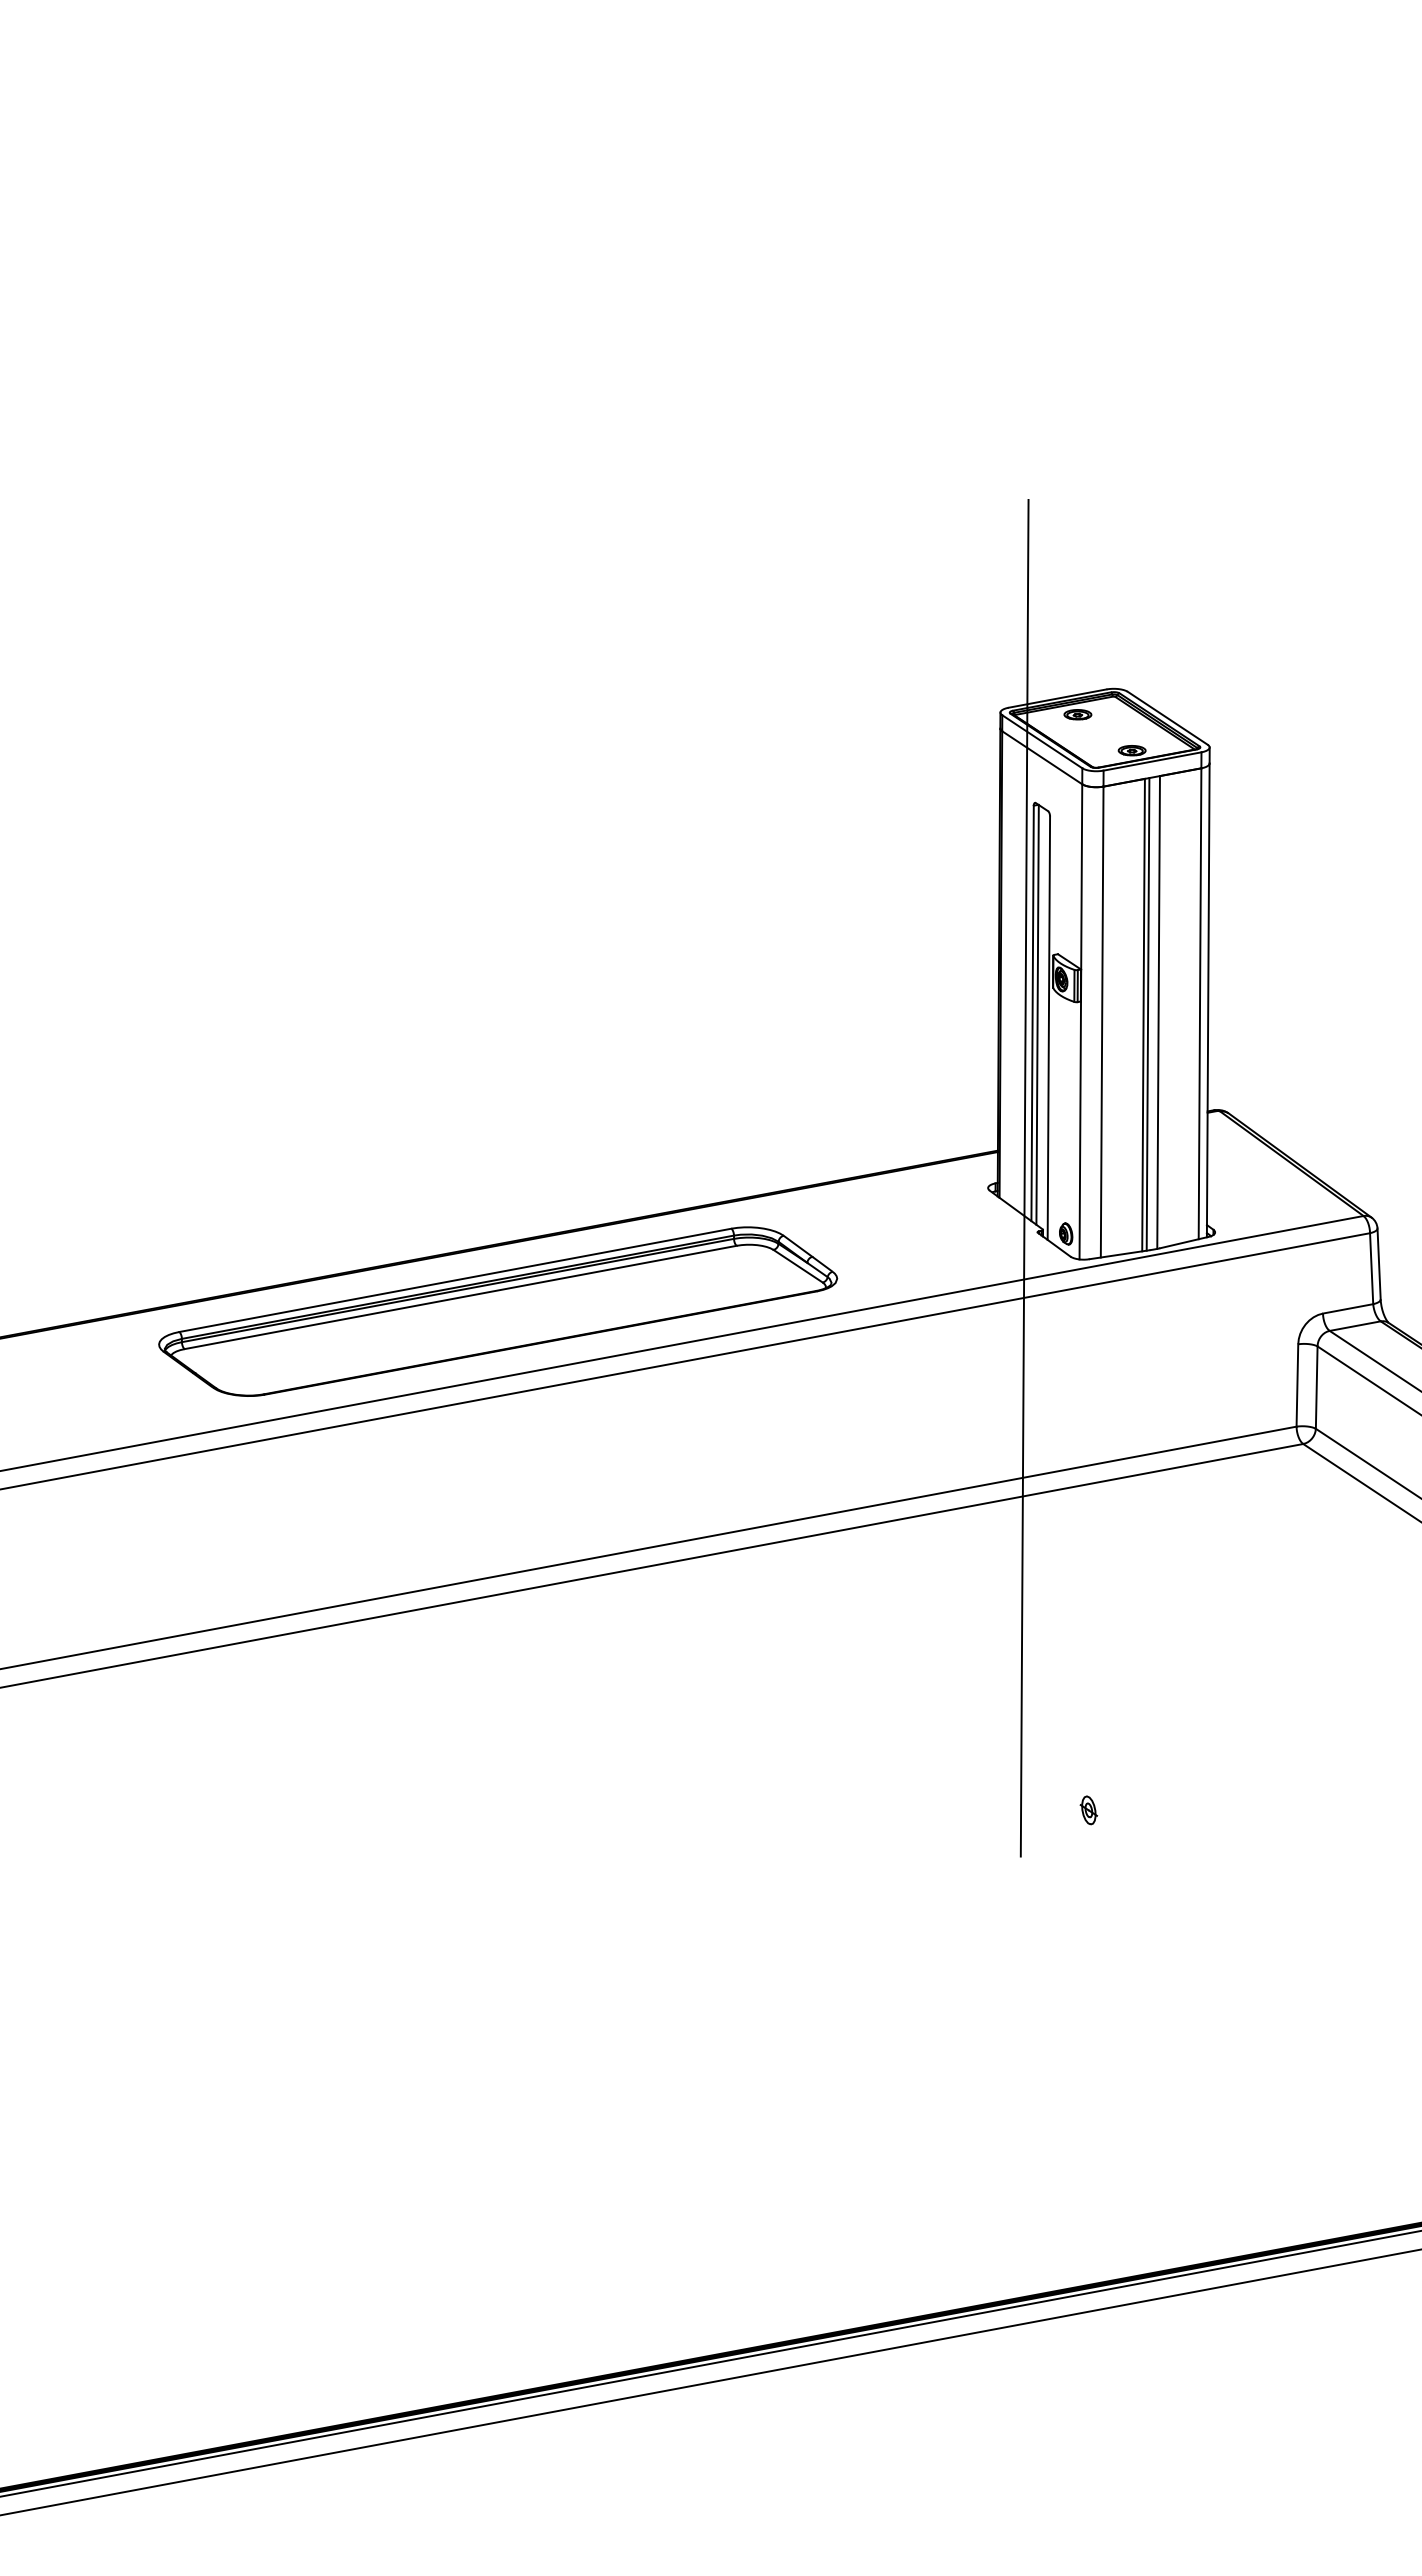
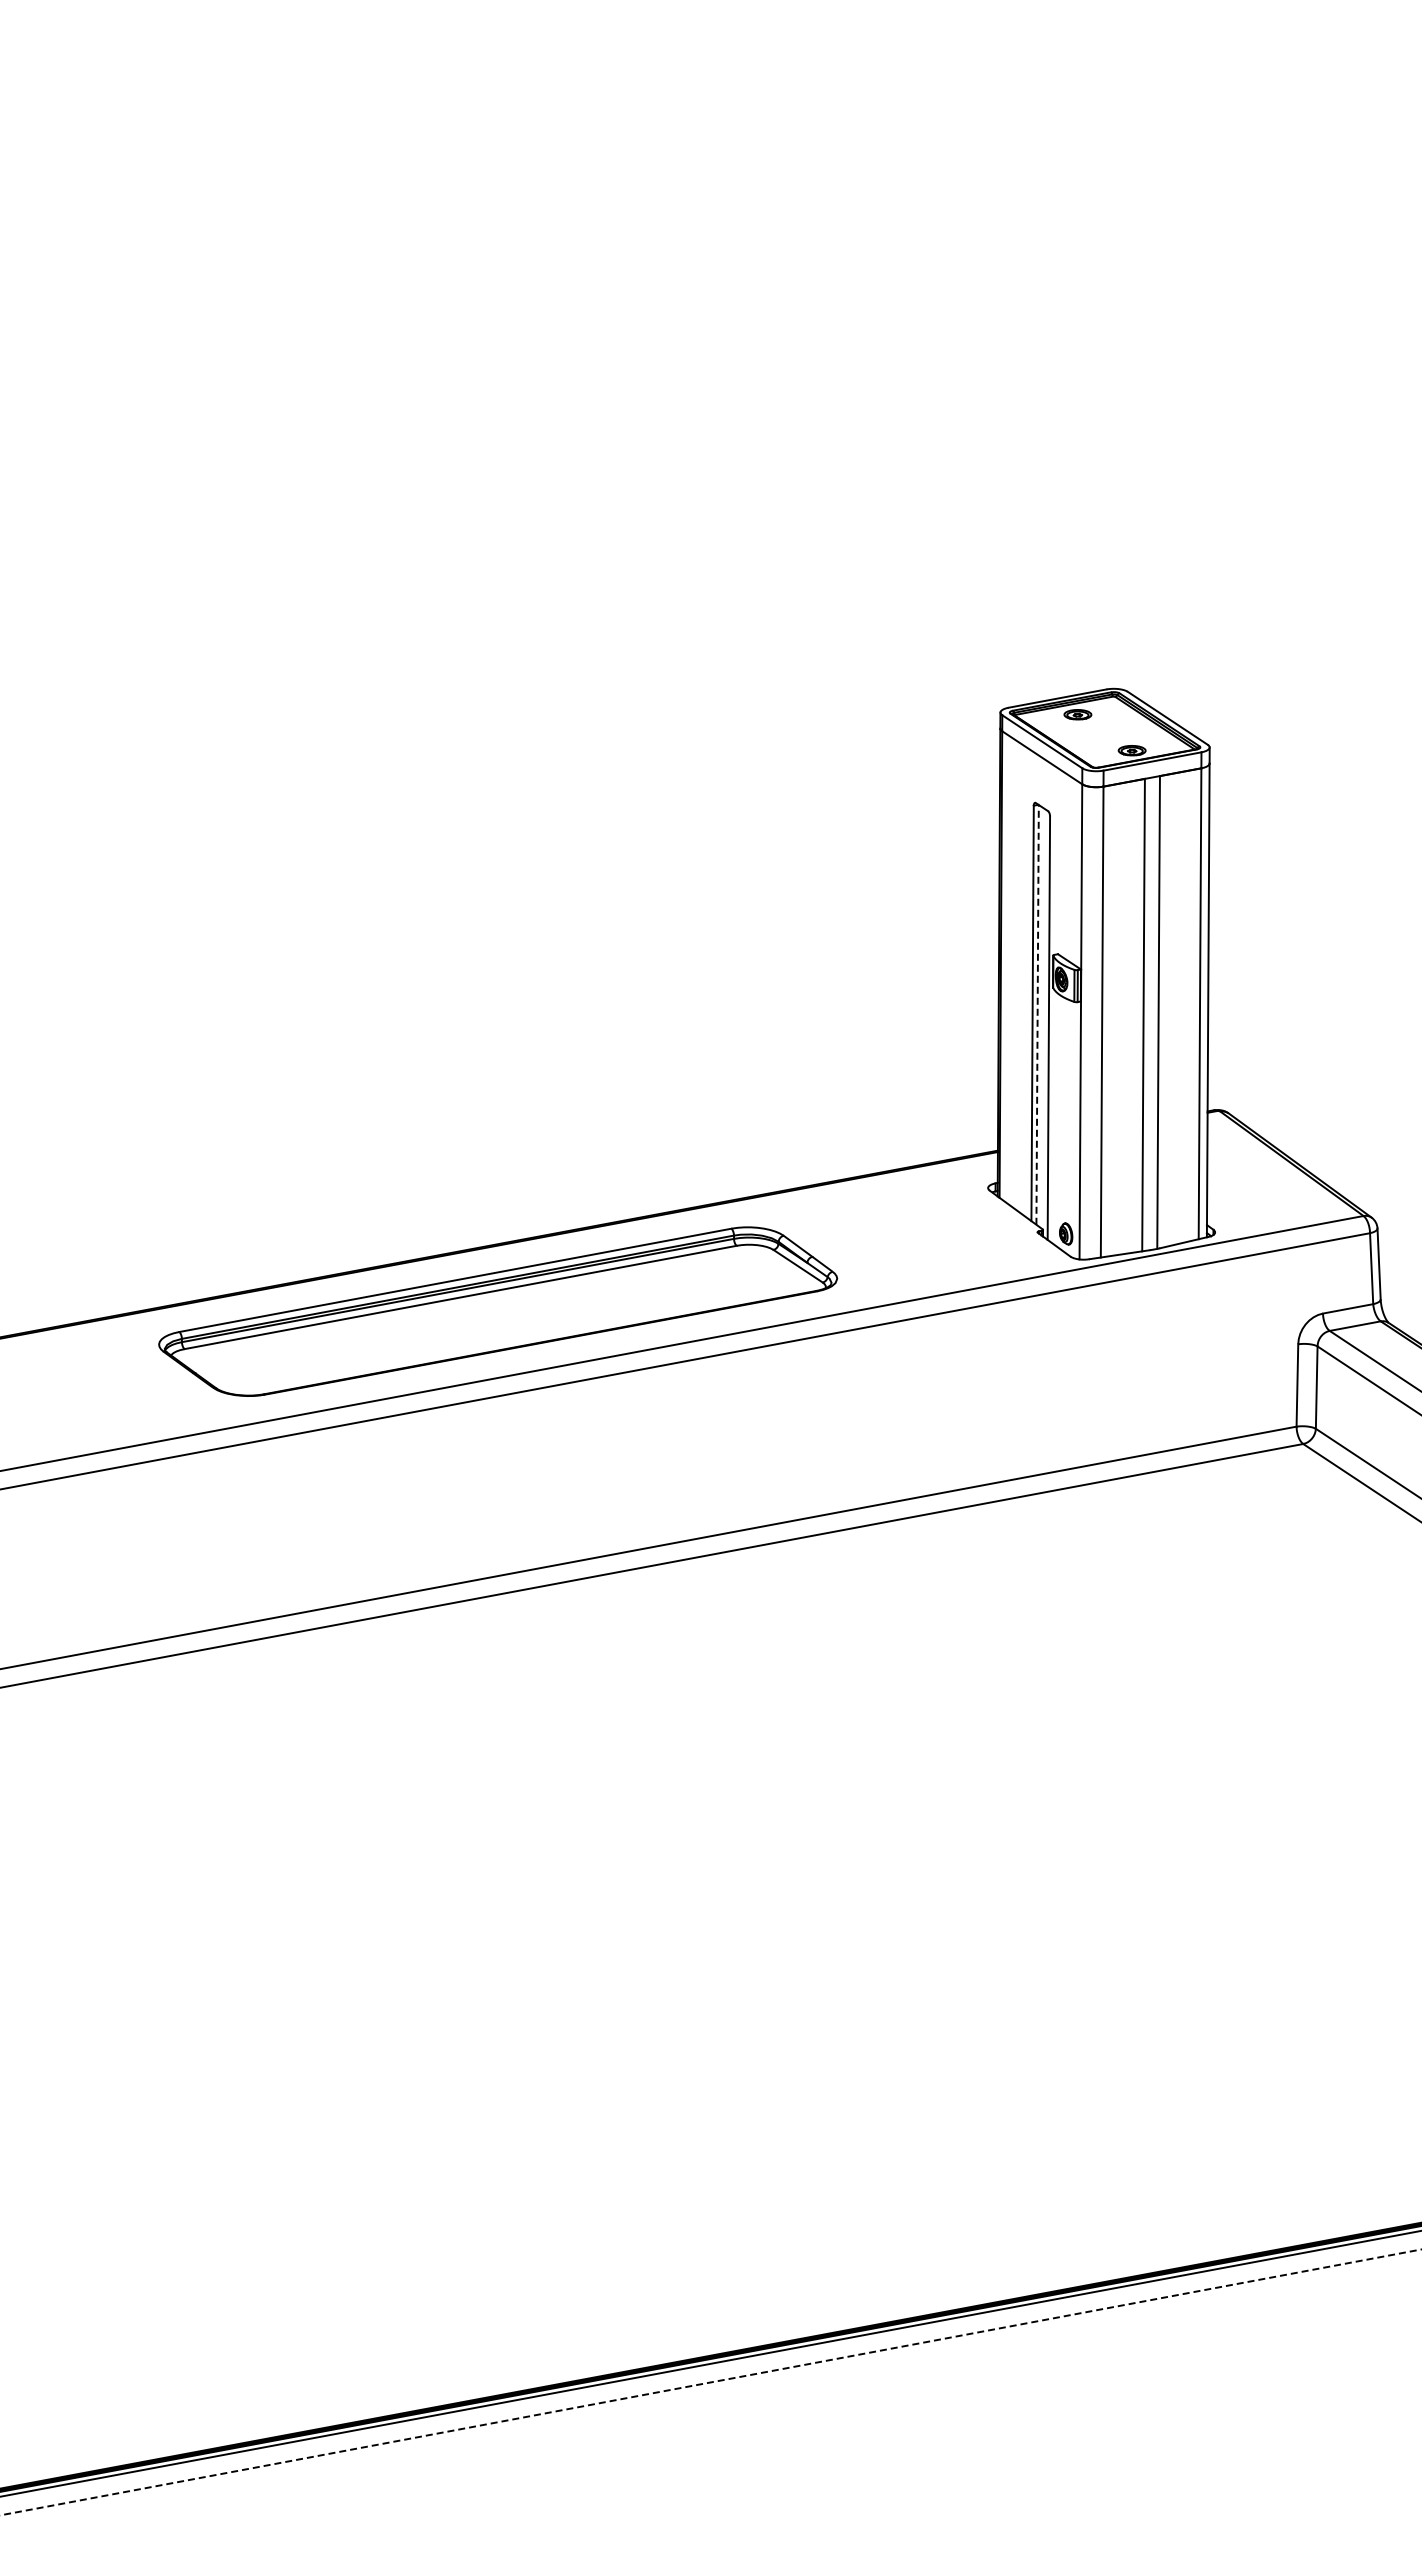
line: solid -> dashed (1037, 1014)
line: present -> none (1147, 1014)
line: present -> none (1024, 1177)
part: present -> none (1088, 1810)
line: solid -> dashed (710, 2382)
